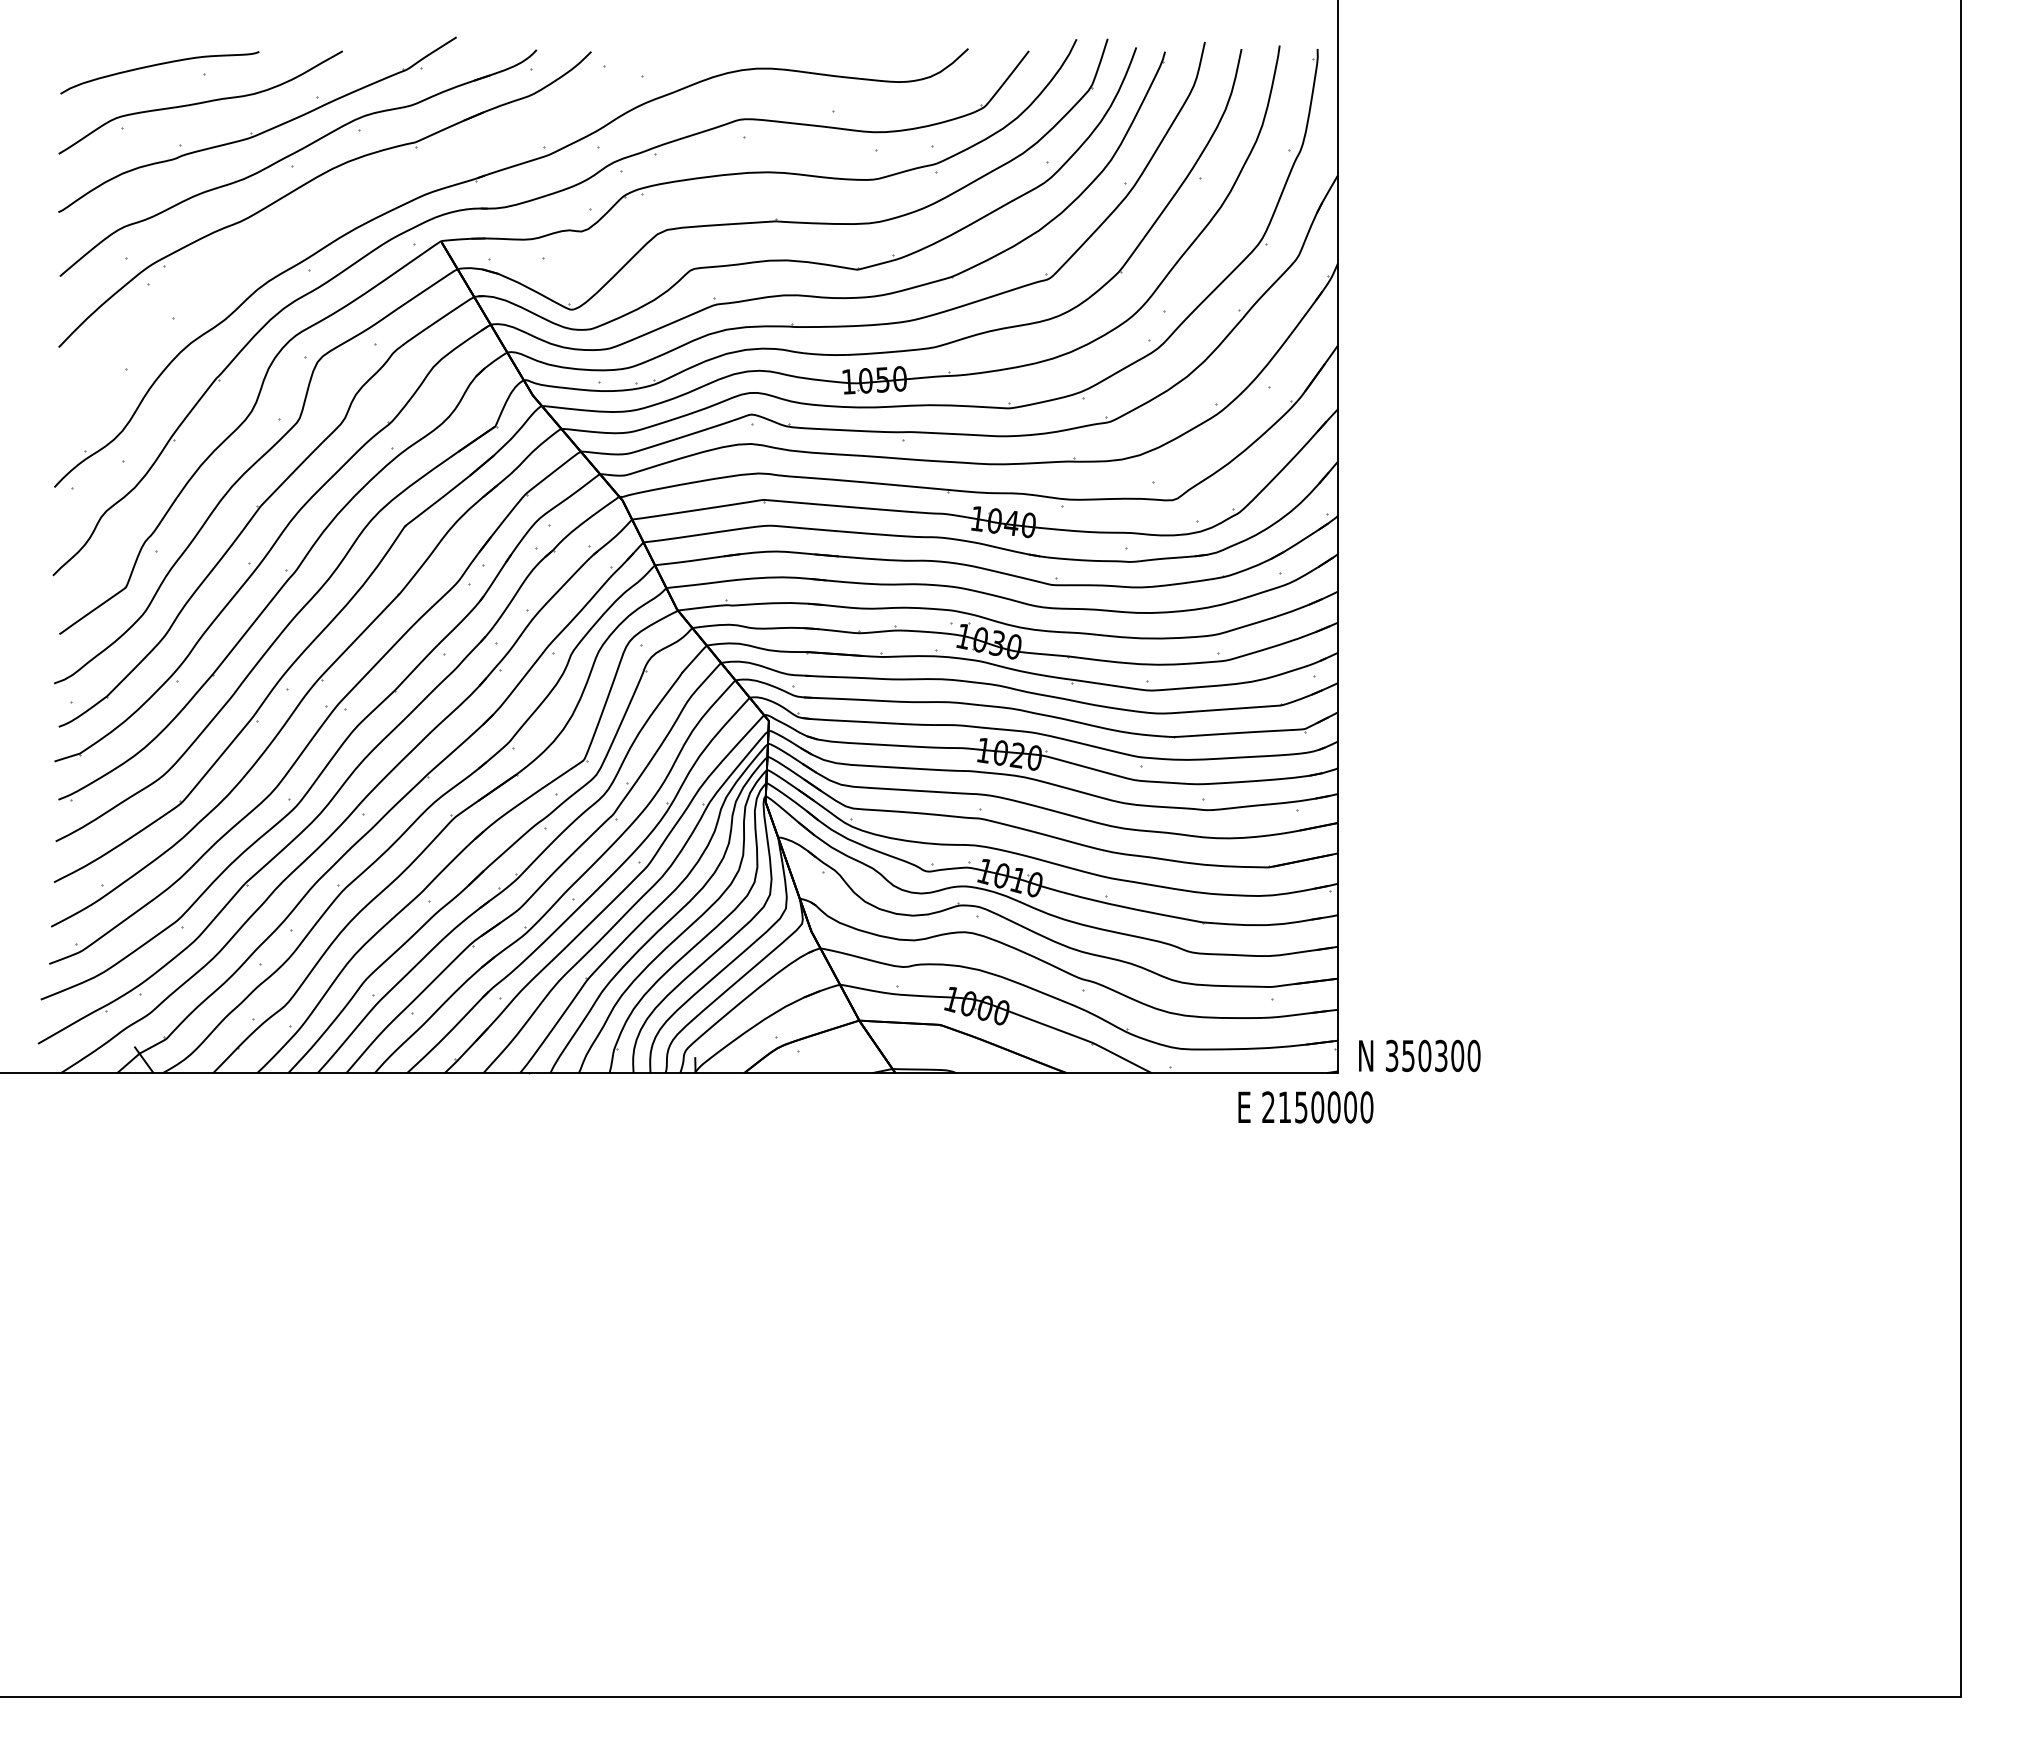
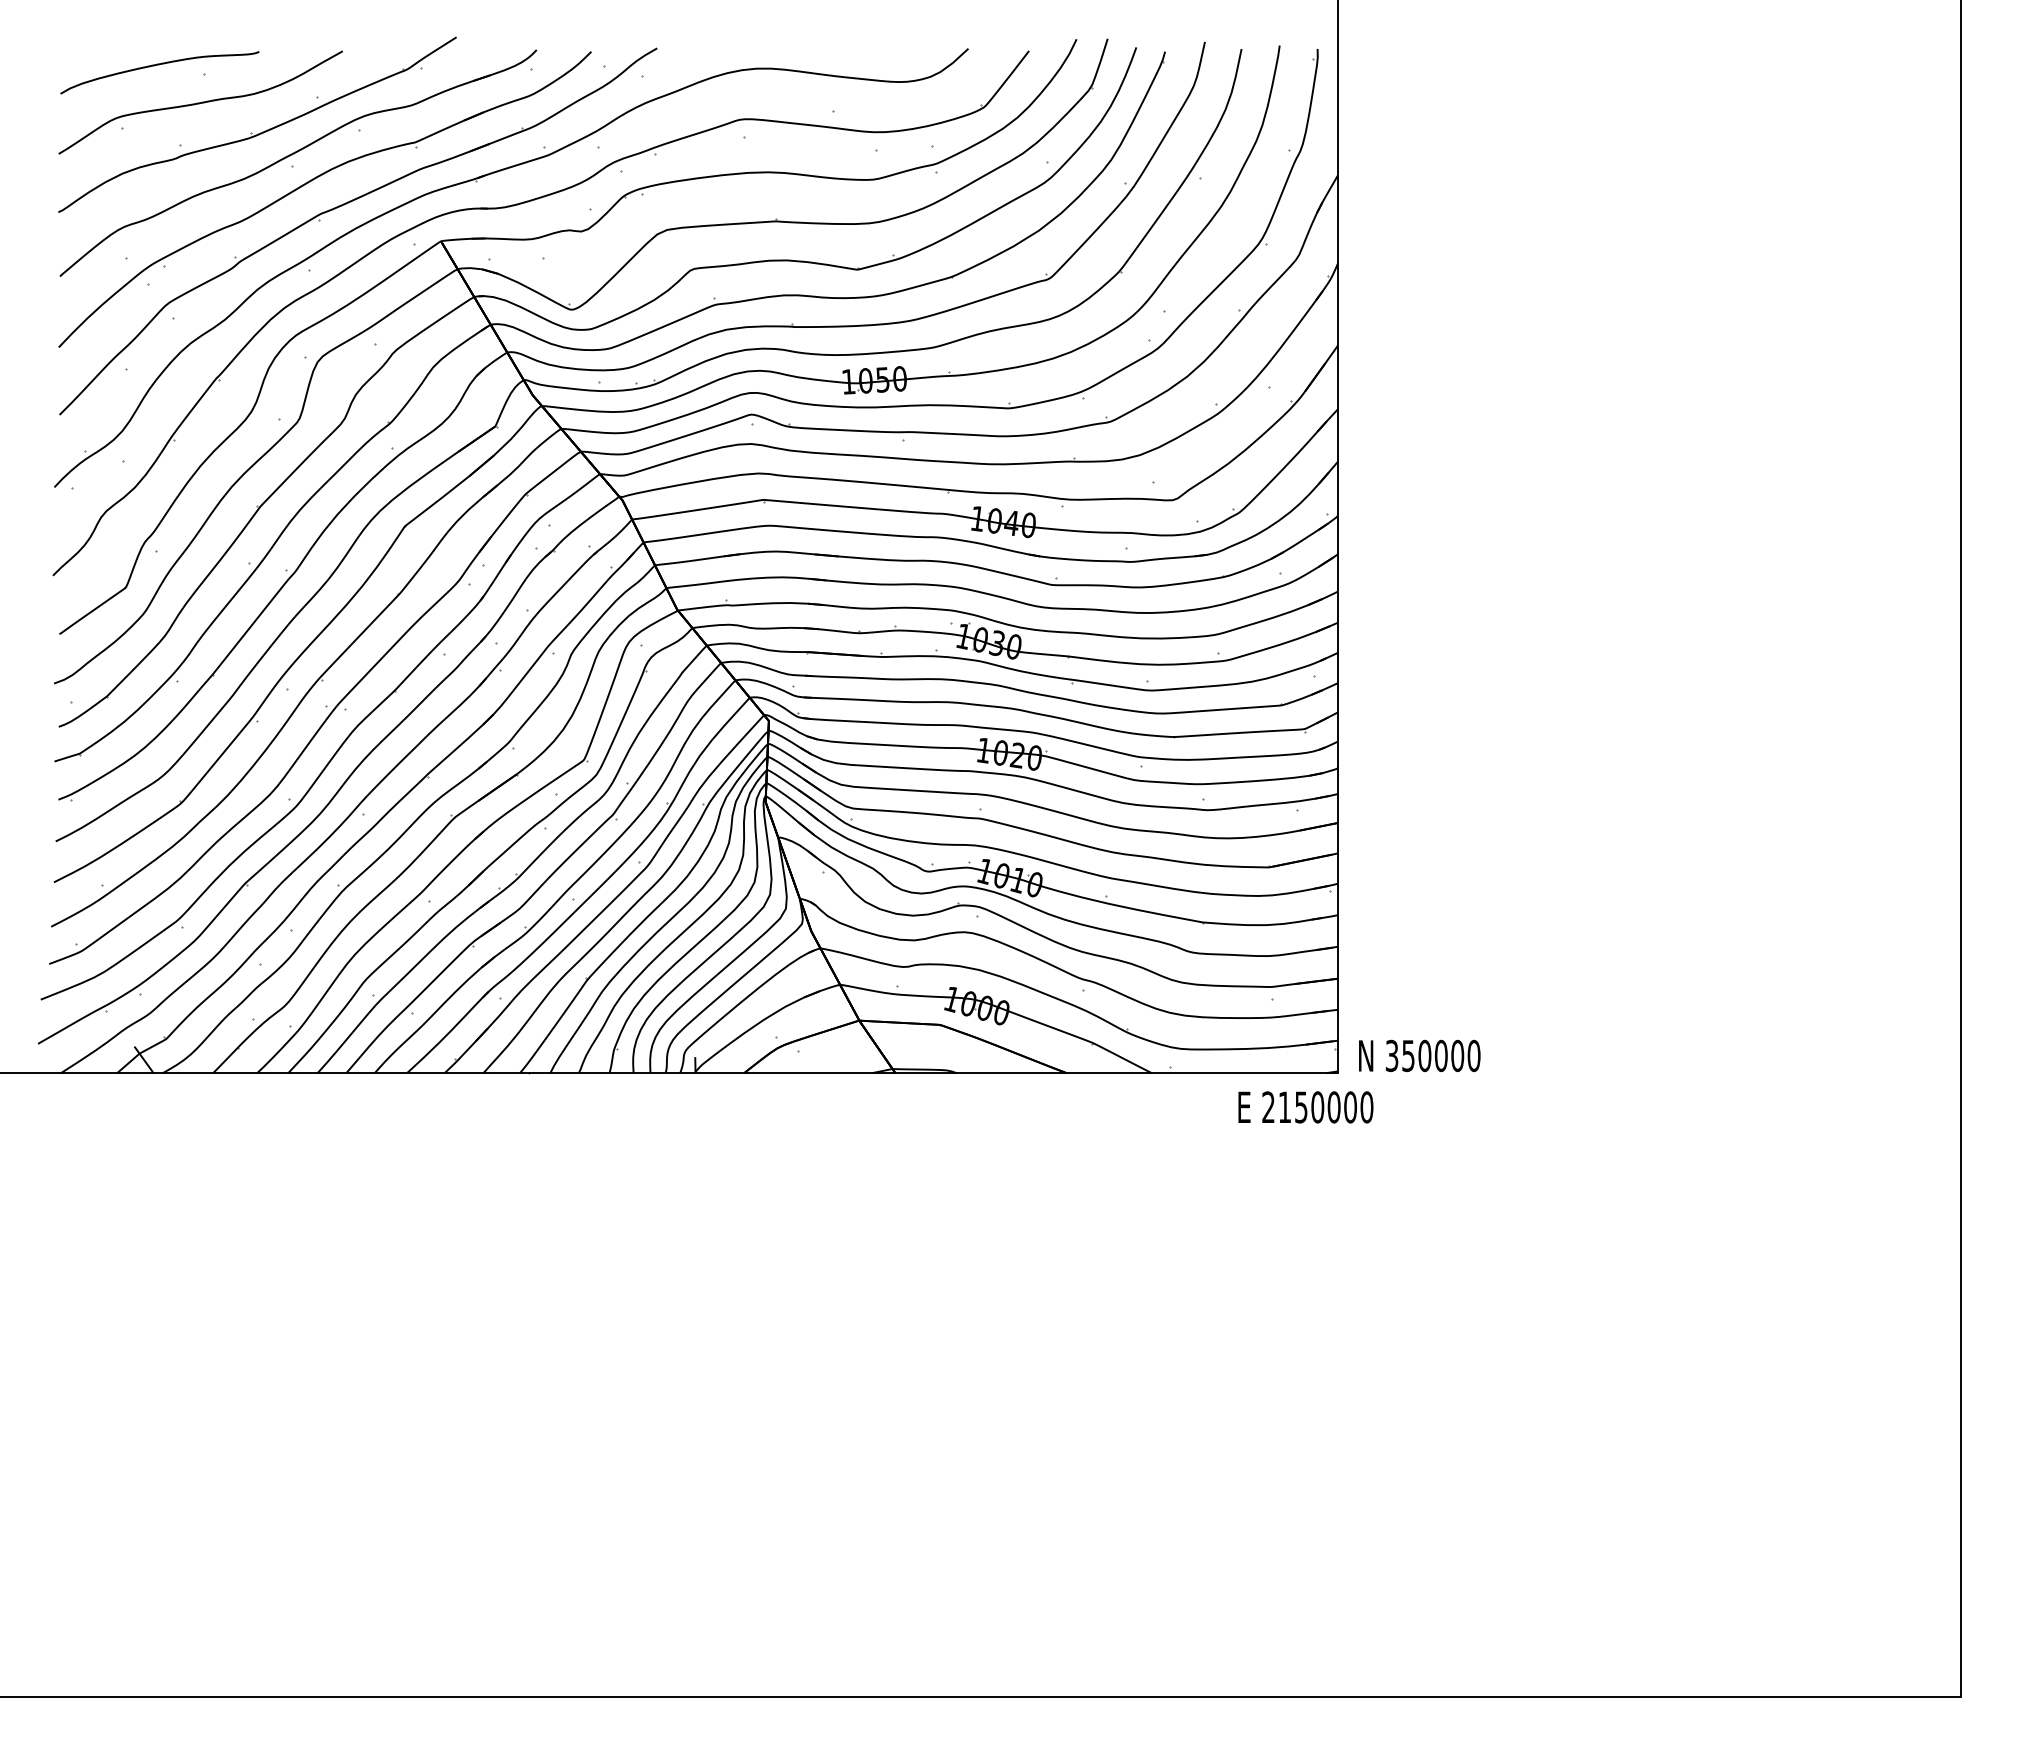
part: none -> present (344, 205)
text: 350300 -> 350000 (1440, 1056)
